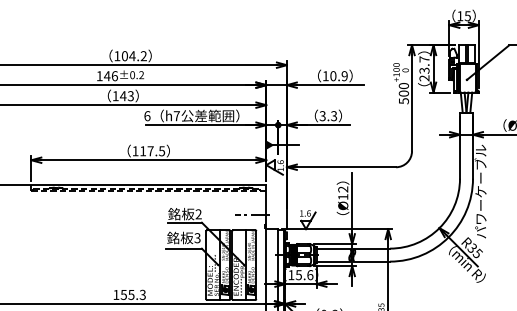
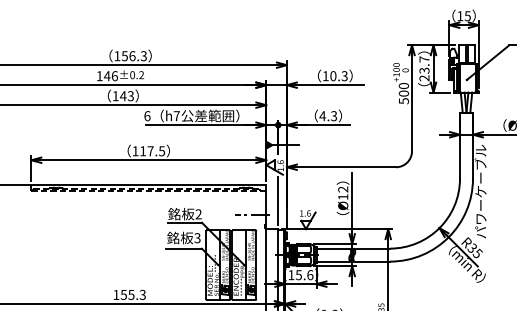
text: 104.2 -> 156.3 (133, 56)
text: 10.9 -> 10.3 (344, 76)
text: 3.3 -> 4.3 (322, 116)
line: none -> present (278, 200)
